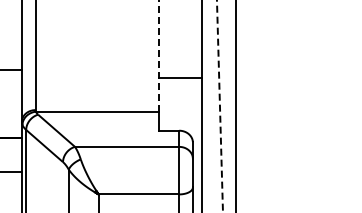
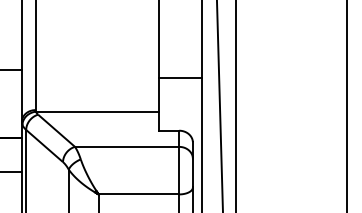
line: dashed -> solid (158, 56)
line: none -> present (346, 105)
line: dashed -> solid (219, 106)
